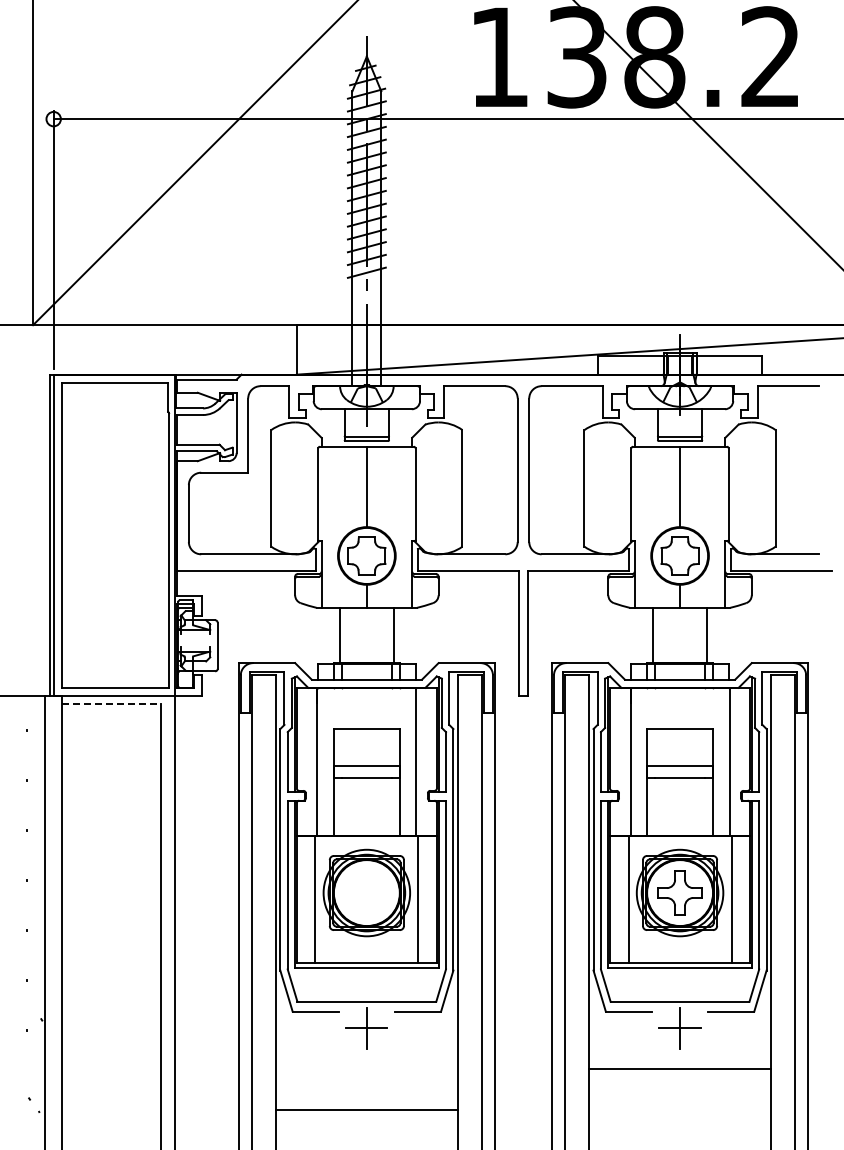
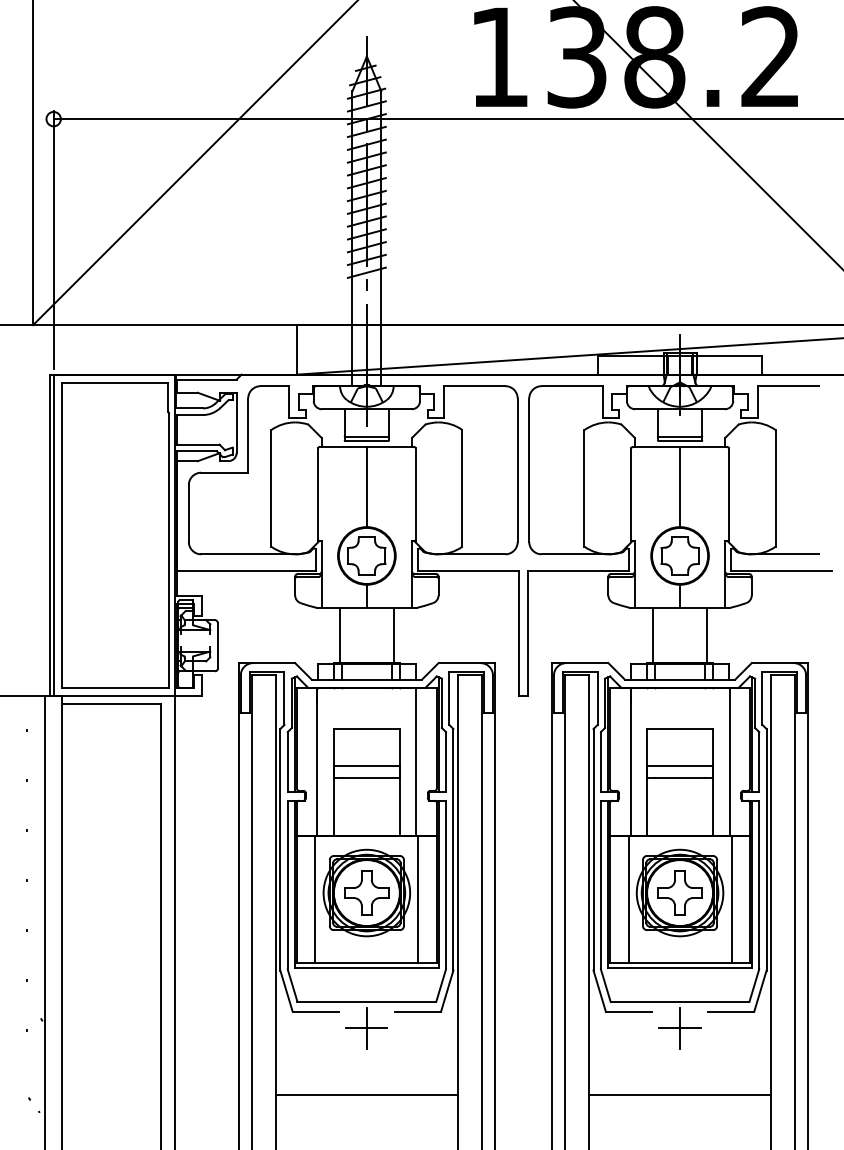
line: dashed -> solid (111, 704)
part: none -> present (366, 892)
line position: (679, 1068) -> (679, 1094) (679, 1094)
line position: (366, 1109) -> (366, 1094) (366, 1094)
